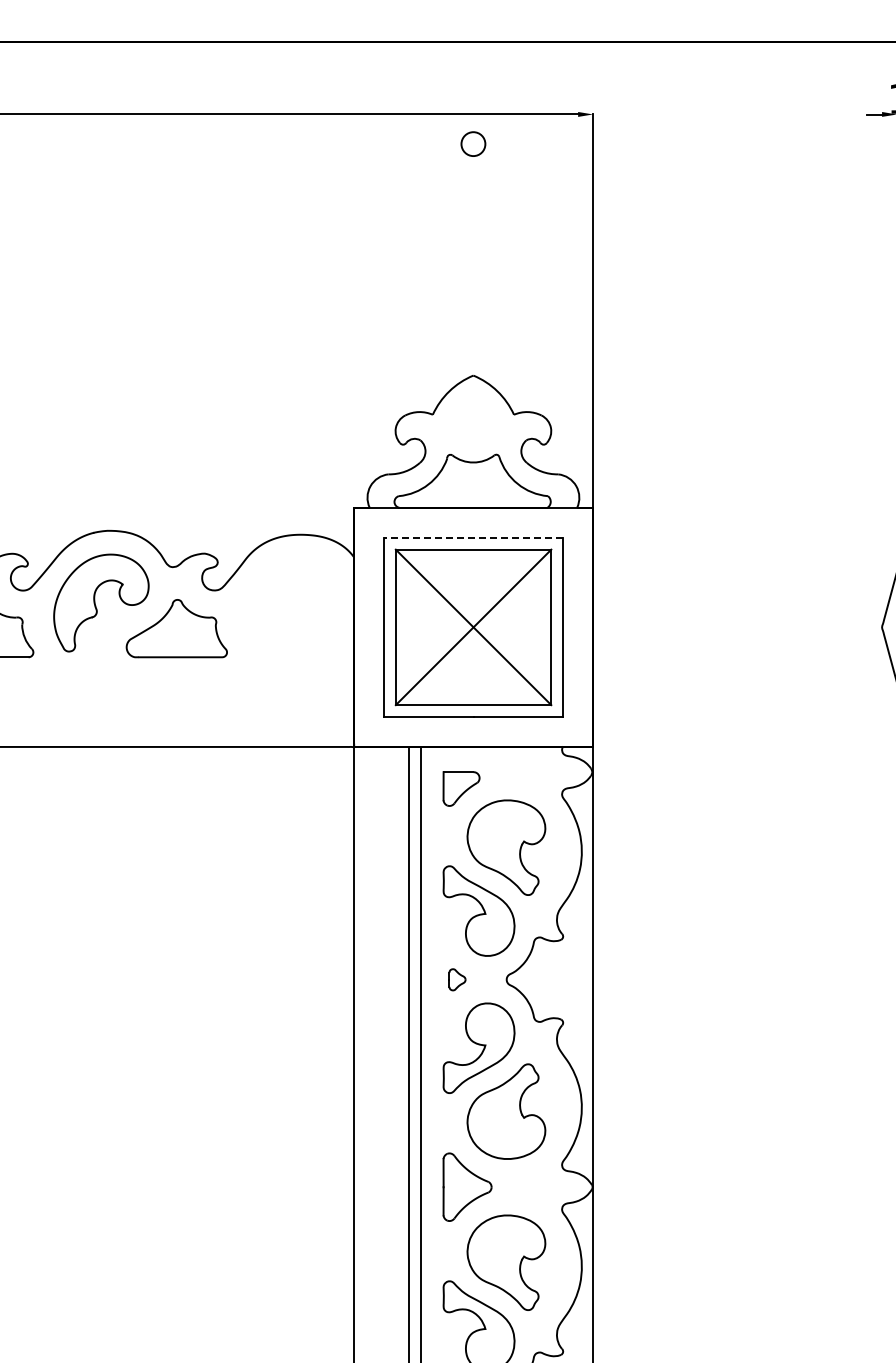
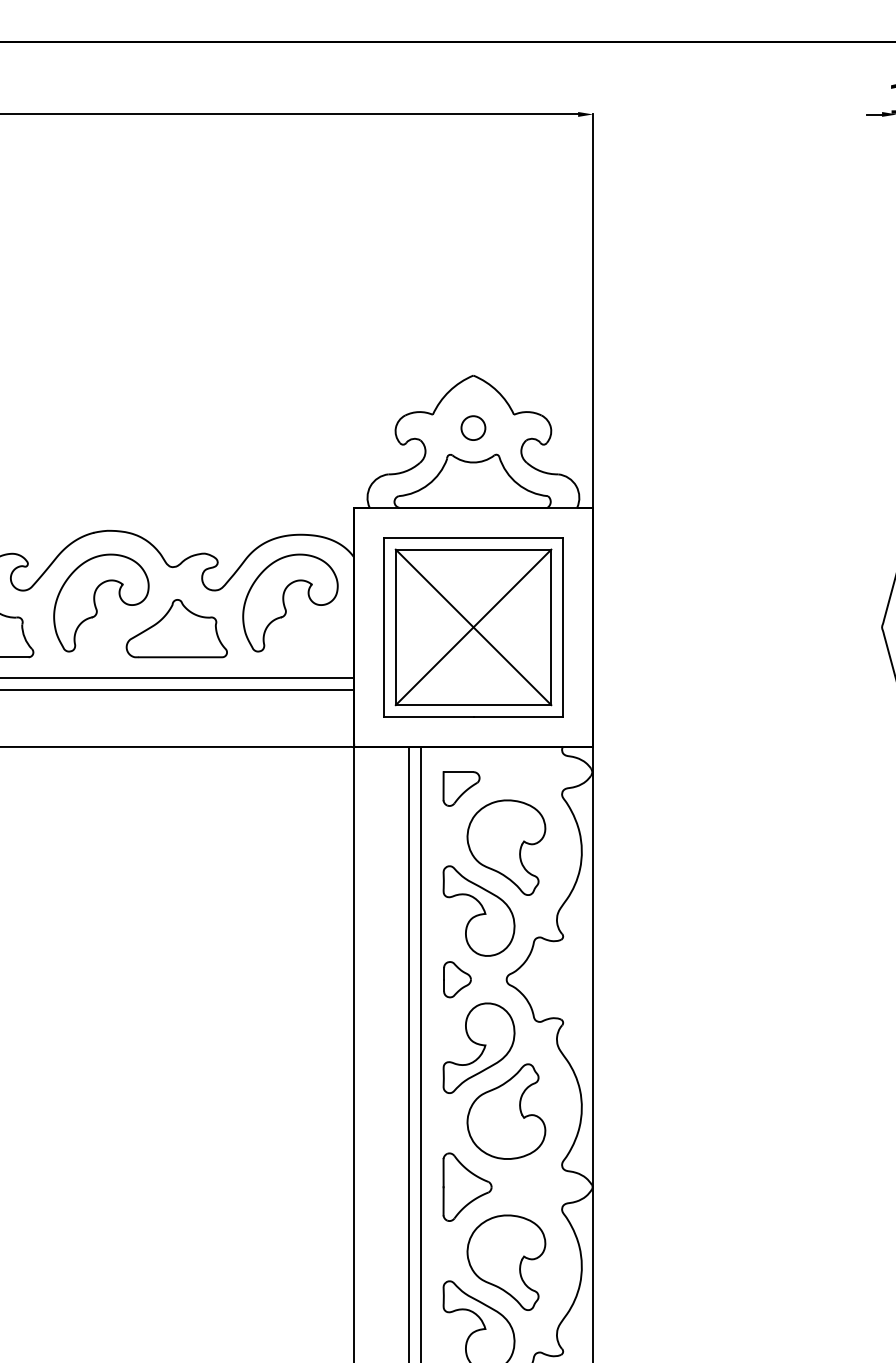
circle position: (473, 143) -> (473, 427) (473, 427)
line: dashed -> solid (473, 537)
curve: none -> present (285, 605)
line: none -> present (177, 677)
line: none -> present (177, 689)
part size: 19x24 px -> 29x38 px (457, 979)
